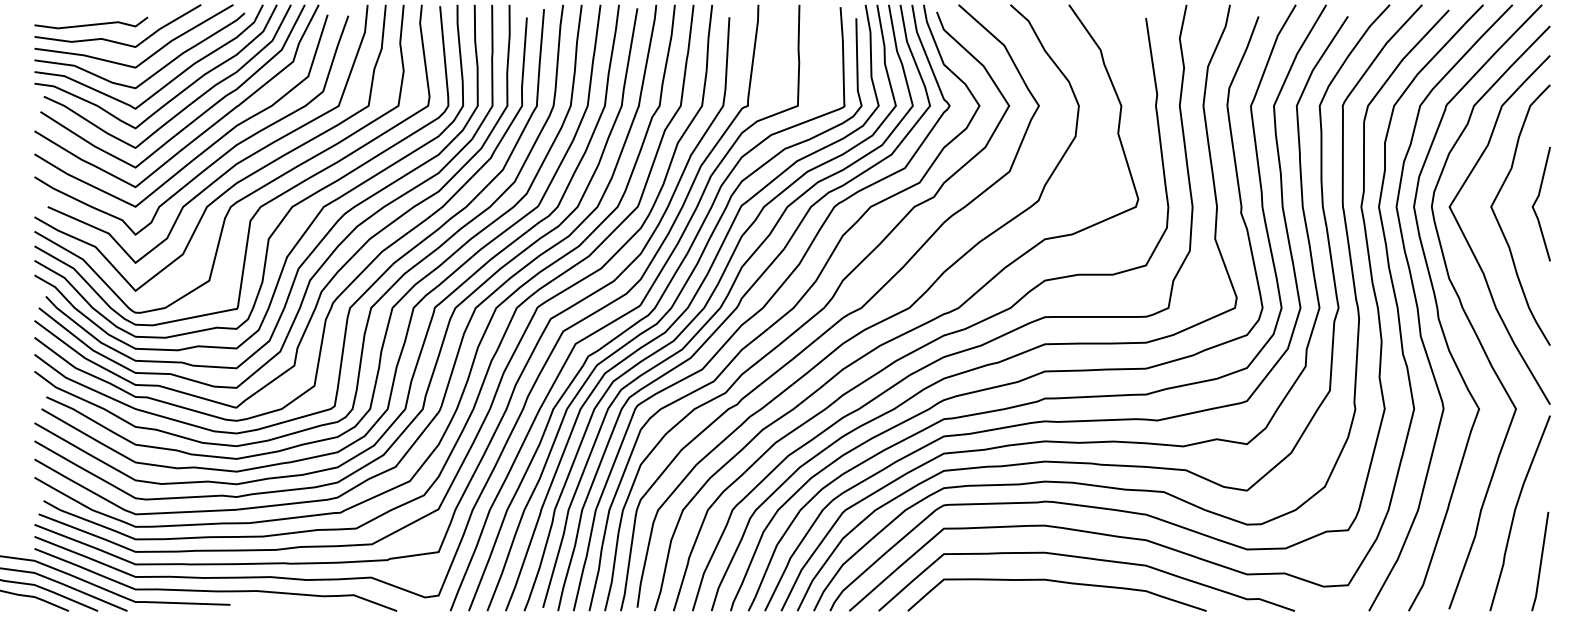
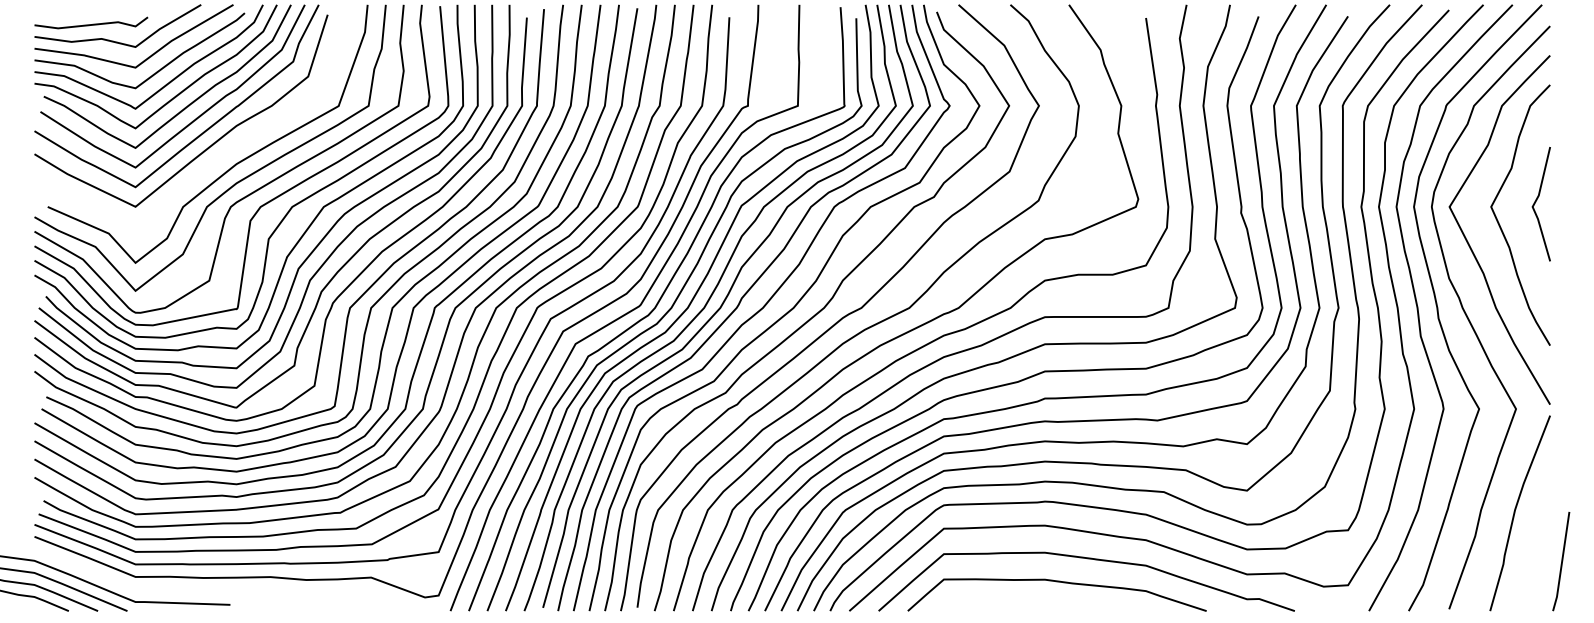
curve: present -> none (217, 158)
line position: (1540, 561) -> (1561, 561) (1561, 561)
curve: present -> none (215, 590)
